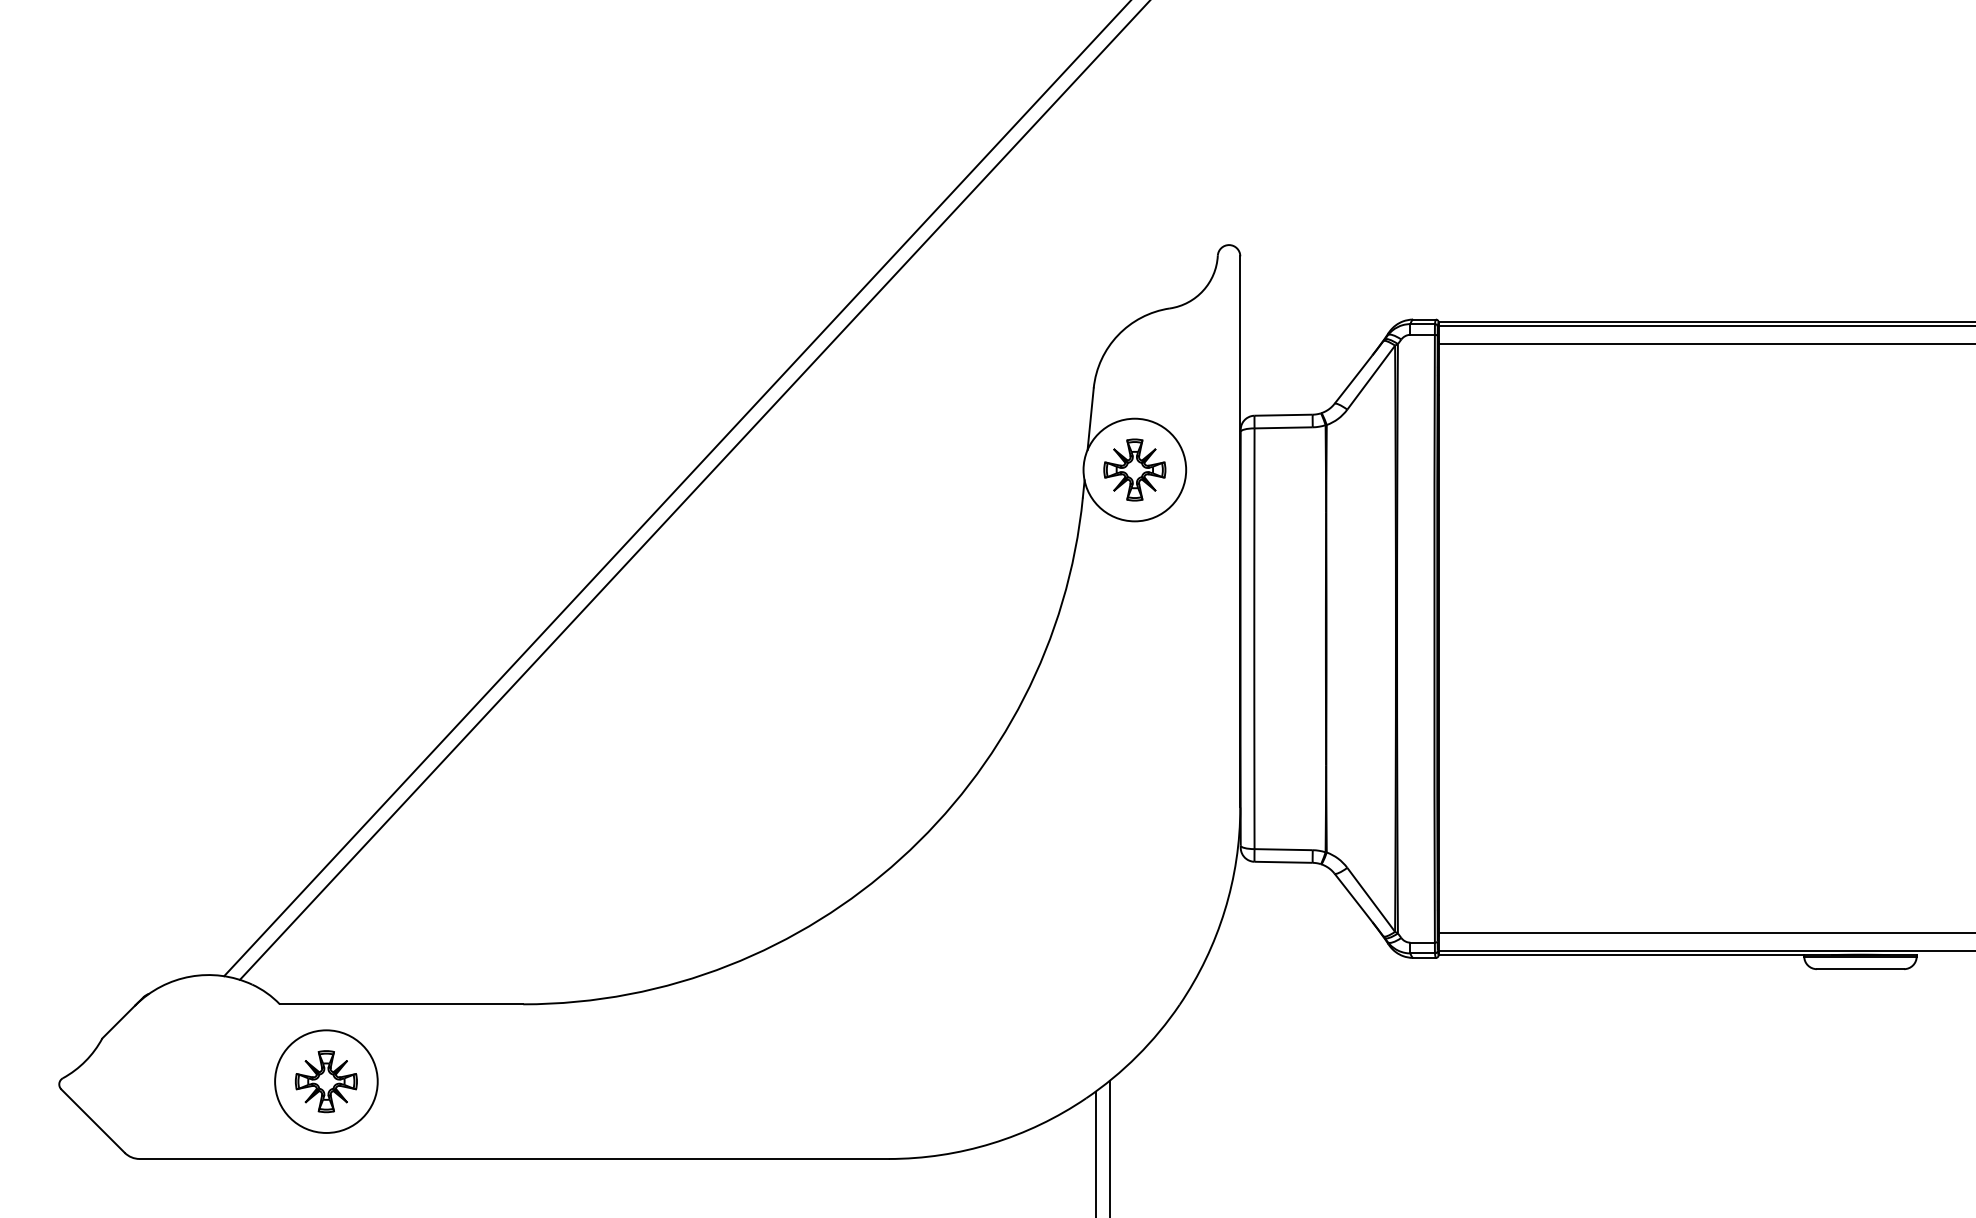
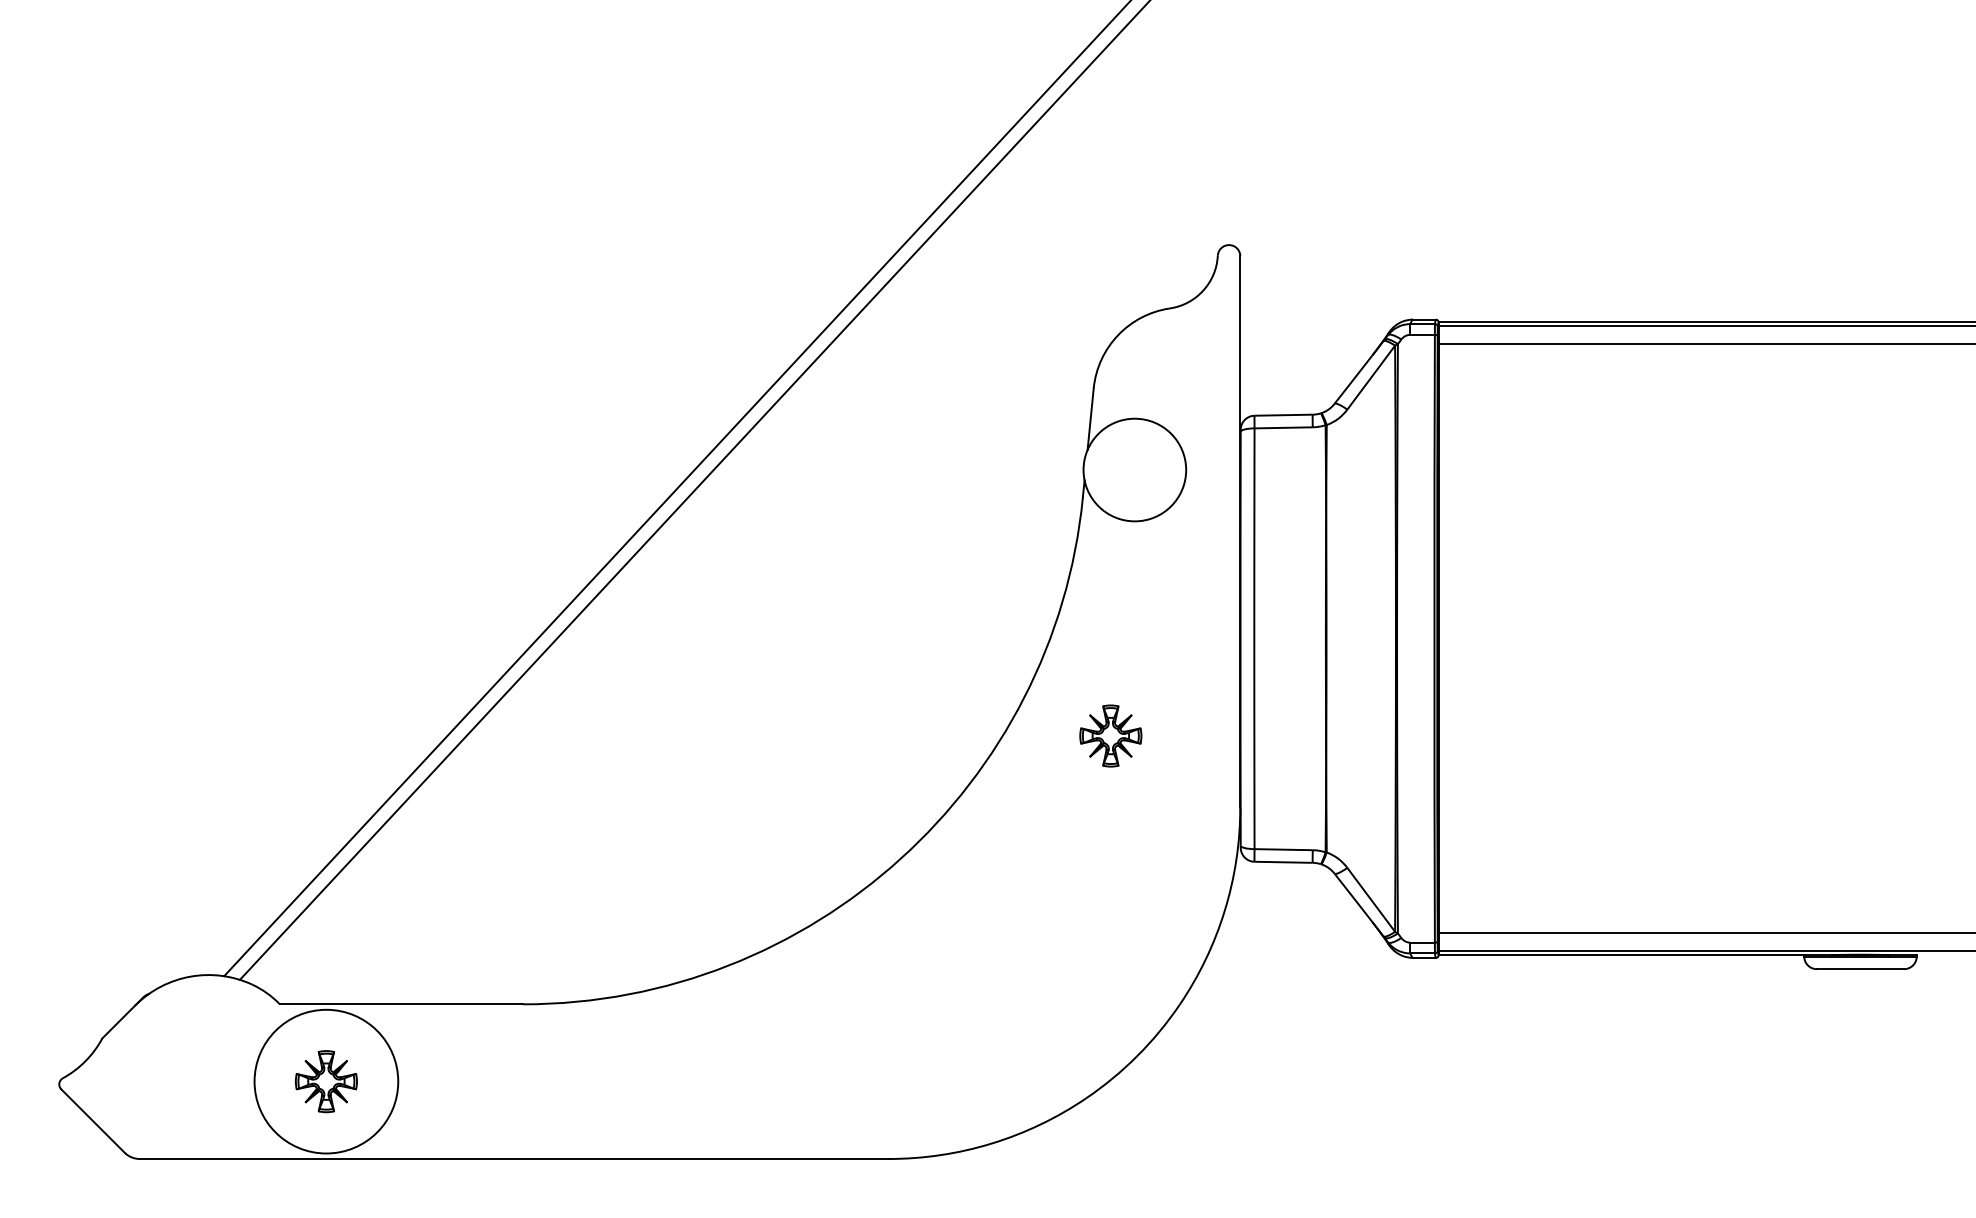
part position: (1134, 469) -> (1110, 735) (1110, 735)
circle diameter: 103 px -> 144 px (326, 1081)
line: present -> none (1109, 1147)
line: present -> none (1095, 1152)
